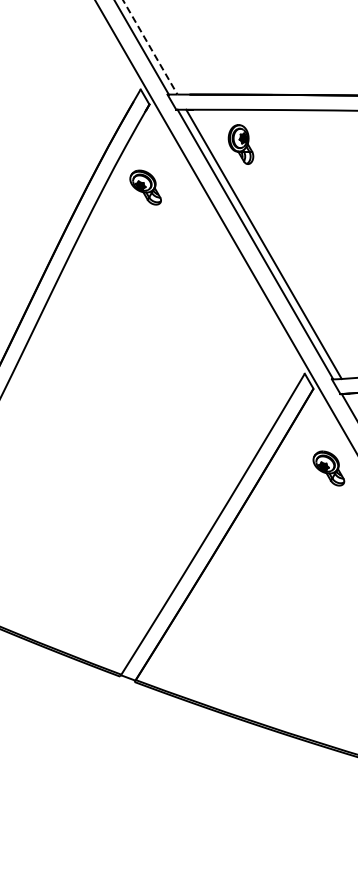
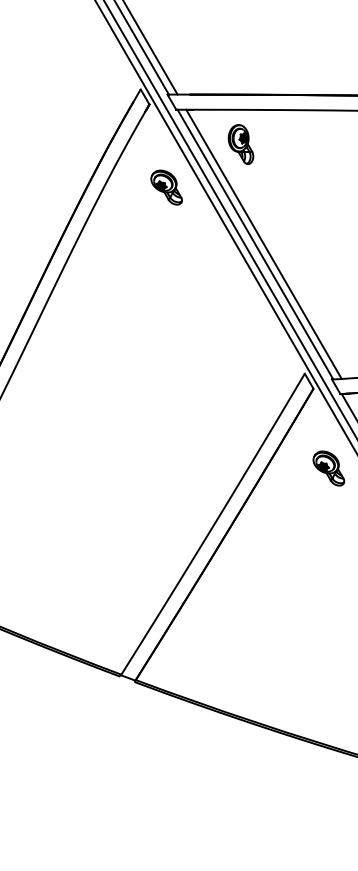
line: dashed -> solid (150, 47)
part position: (145, 187) -> (166, 187) (166, 187)
line: none -> present (229, 218)
